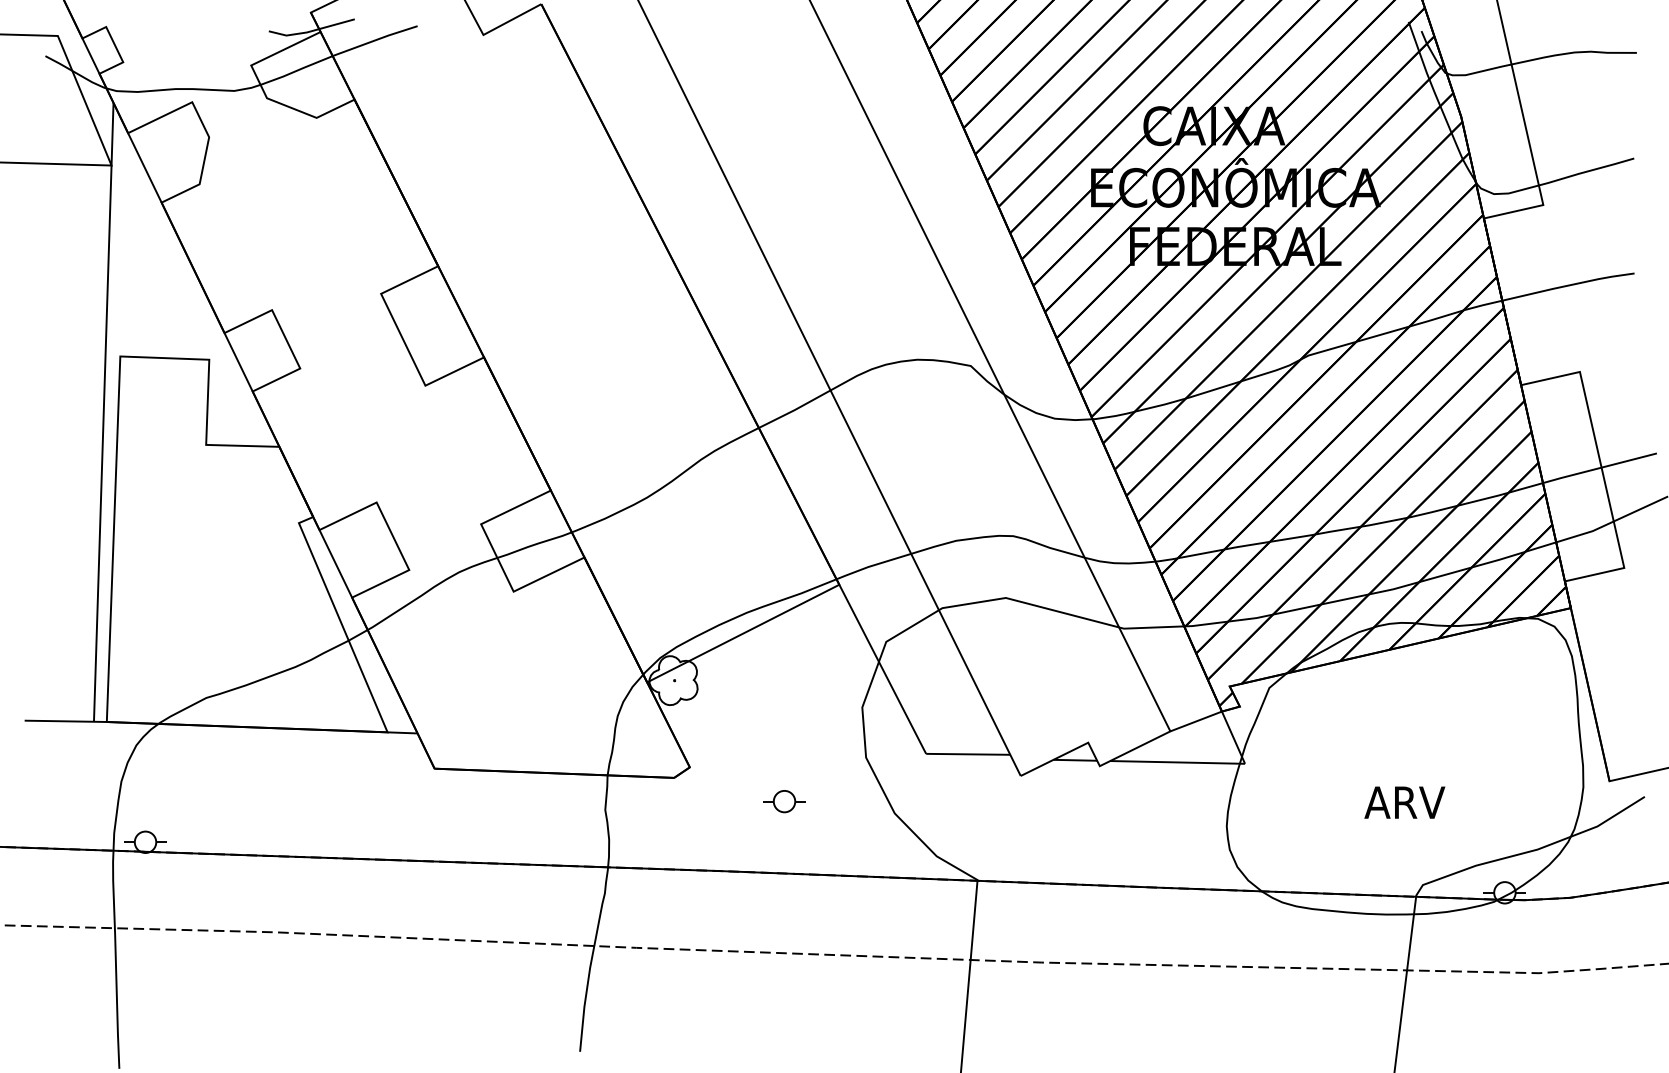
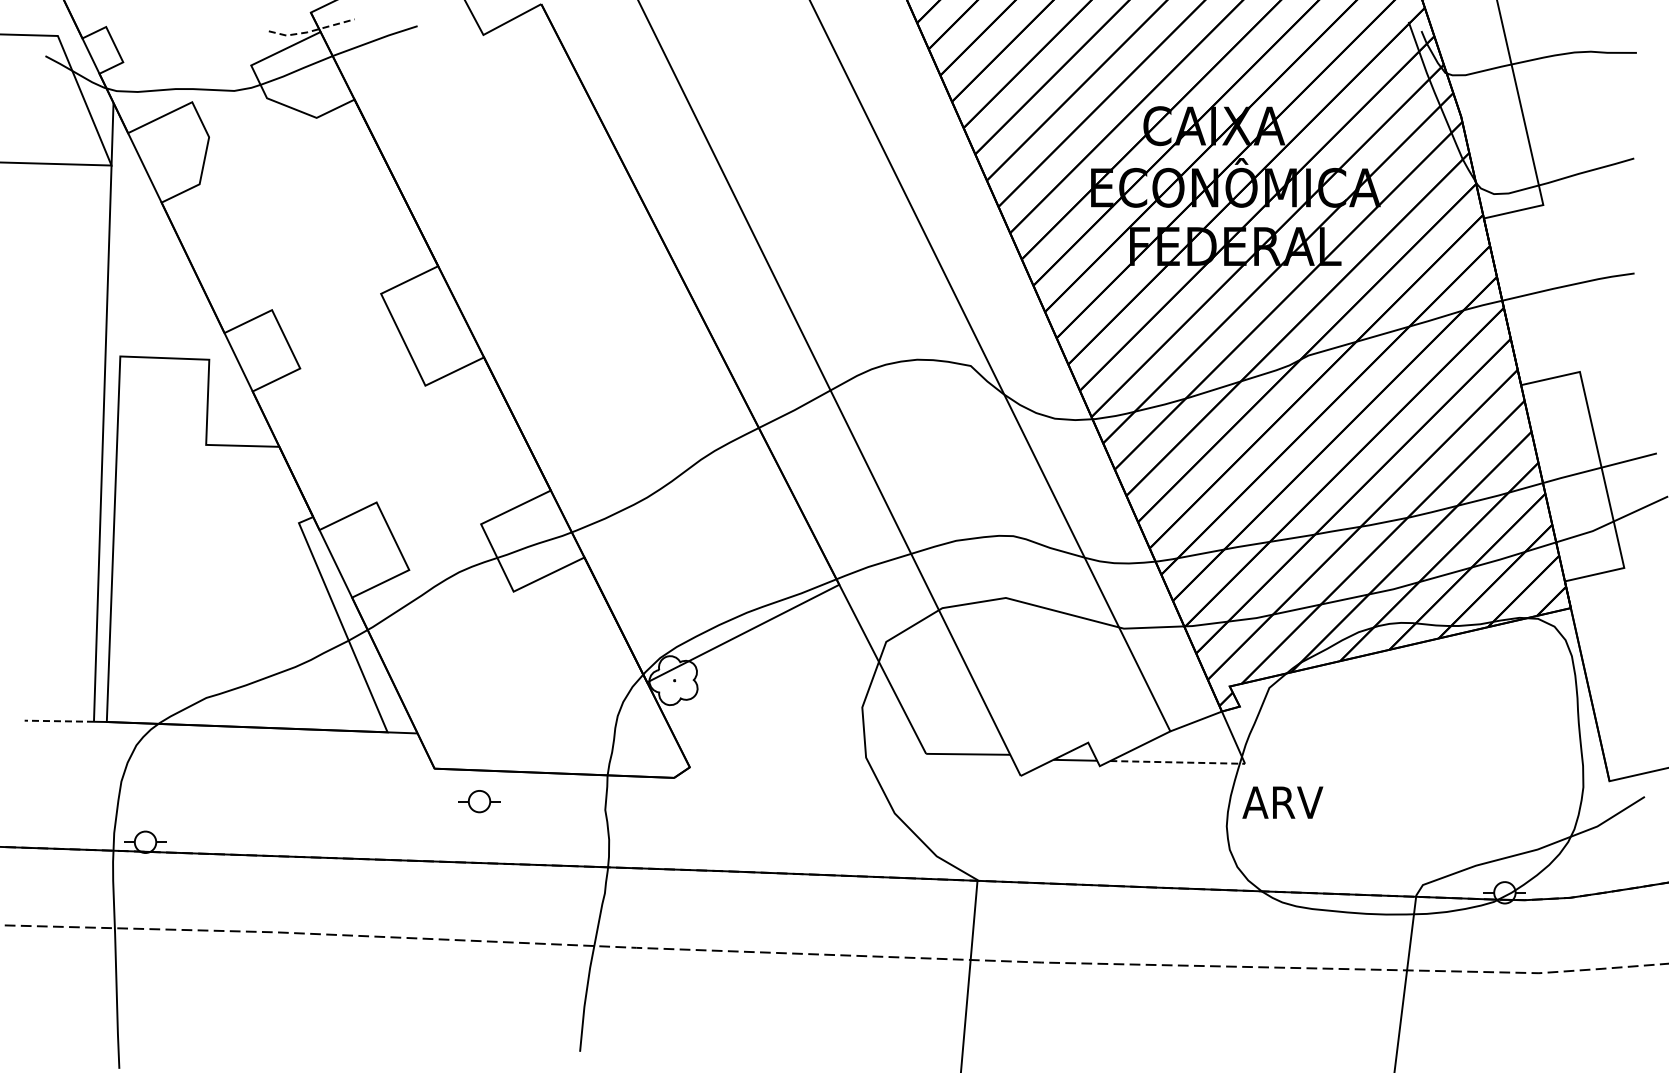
line: solid -> dashed (310, 31)
line: solid -> dashed (59, 721)
line: solid -> dashed (1178, 762)
part position: (784, 801) -> (479, 801) (479, 801)
text position: (1404, 802) -> (1282, 802) (1282, 802)
